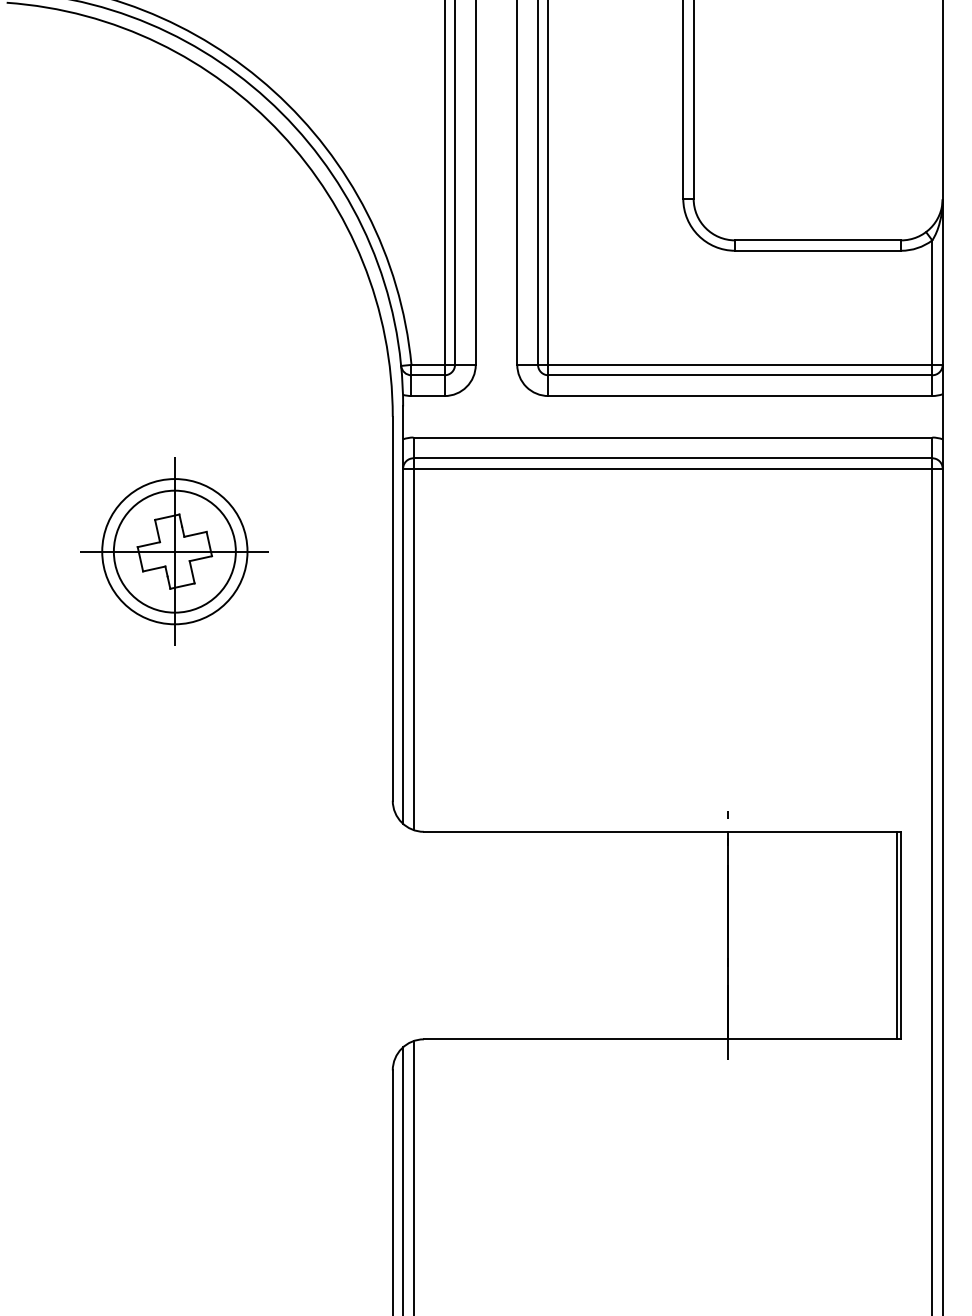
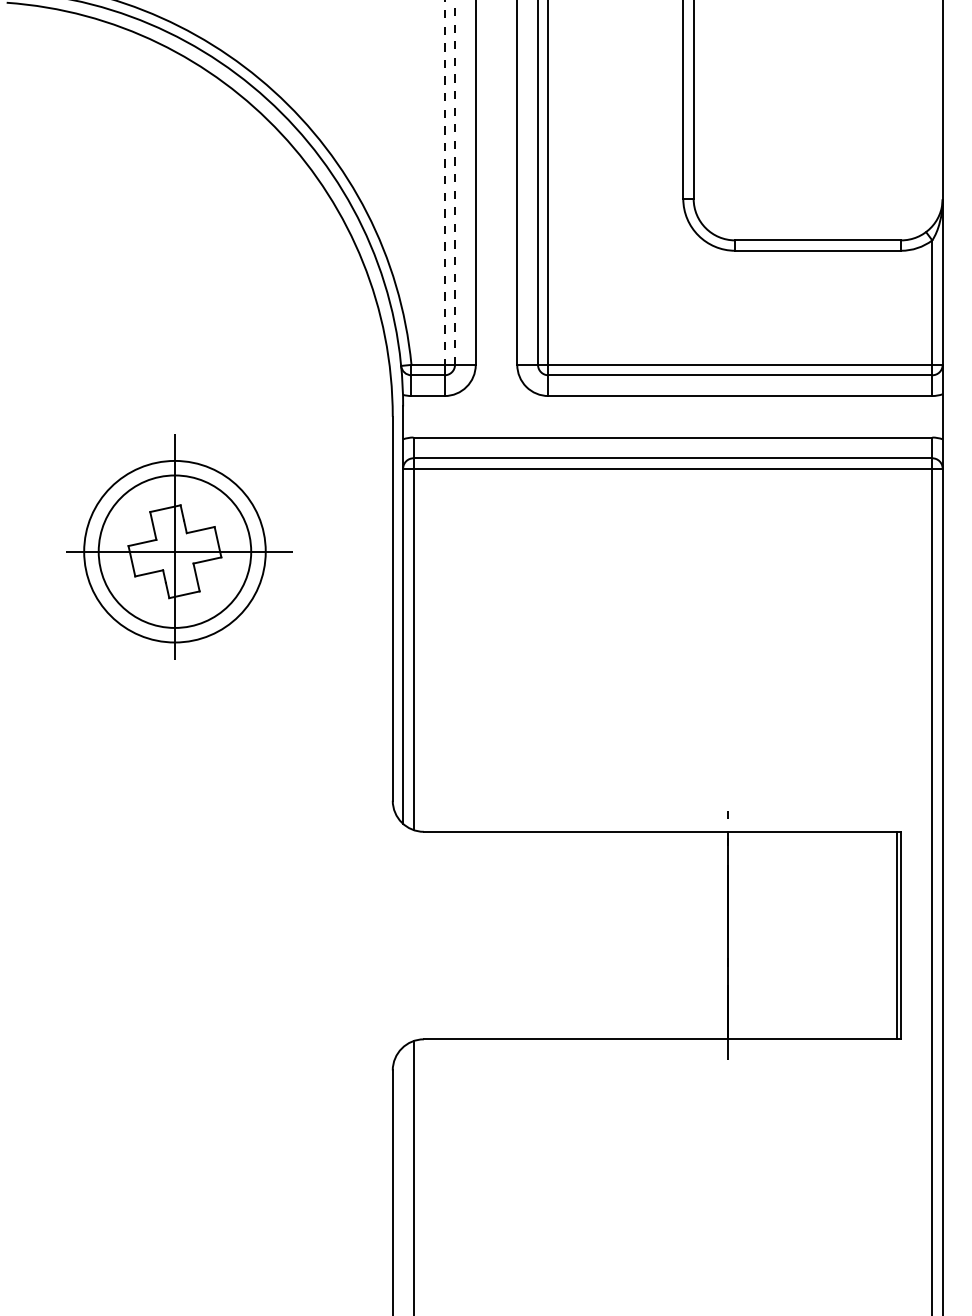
line: solid -> dashed (455, 181)
line: solid -> dashed (444, 182)
part size: 189x189 px -> 227x226 px (179, 546)
line: present -> none (403, 1179)
